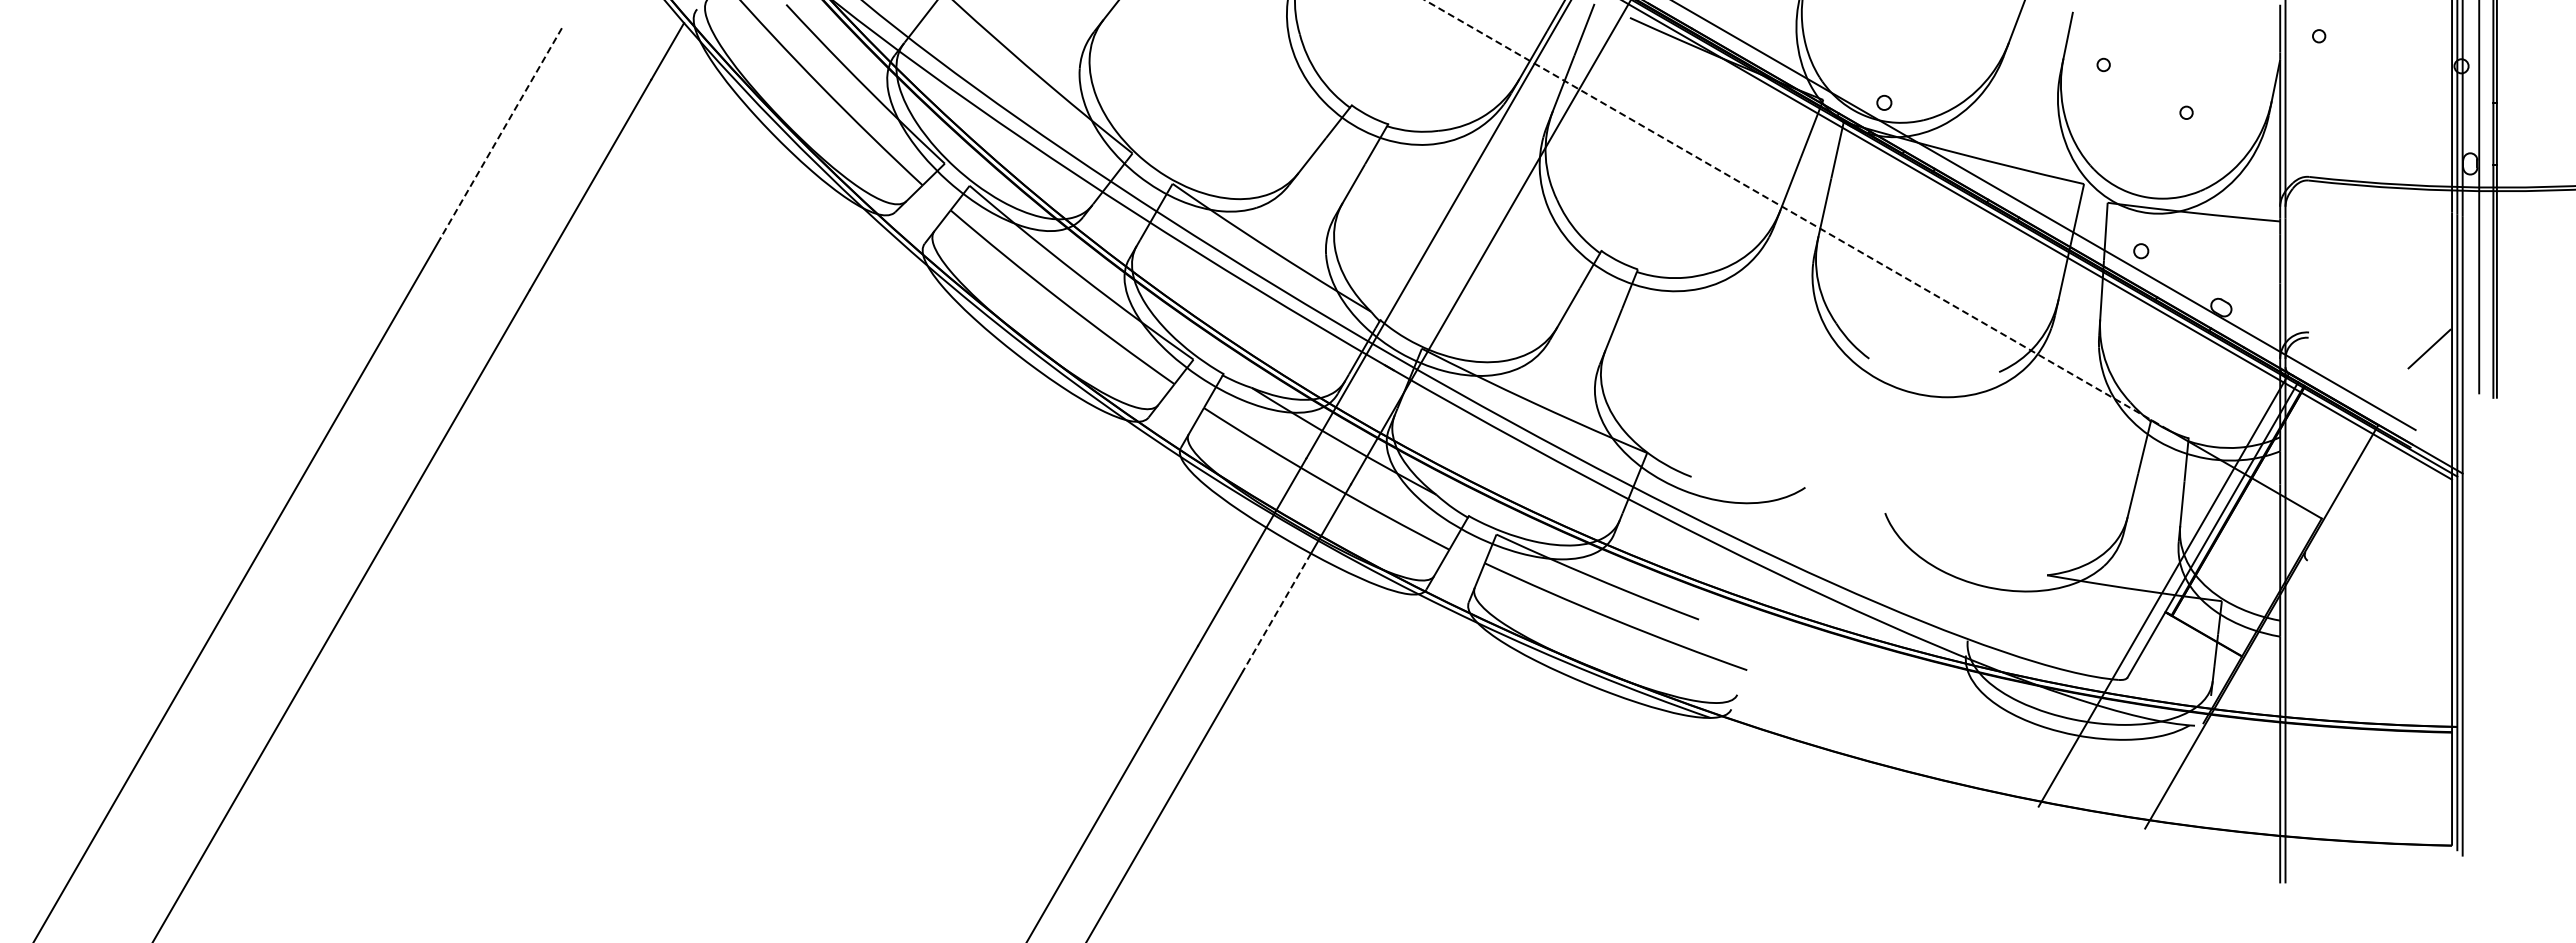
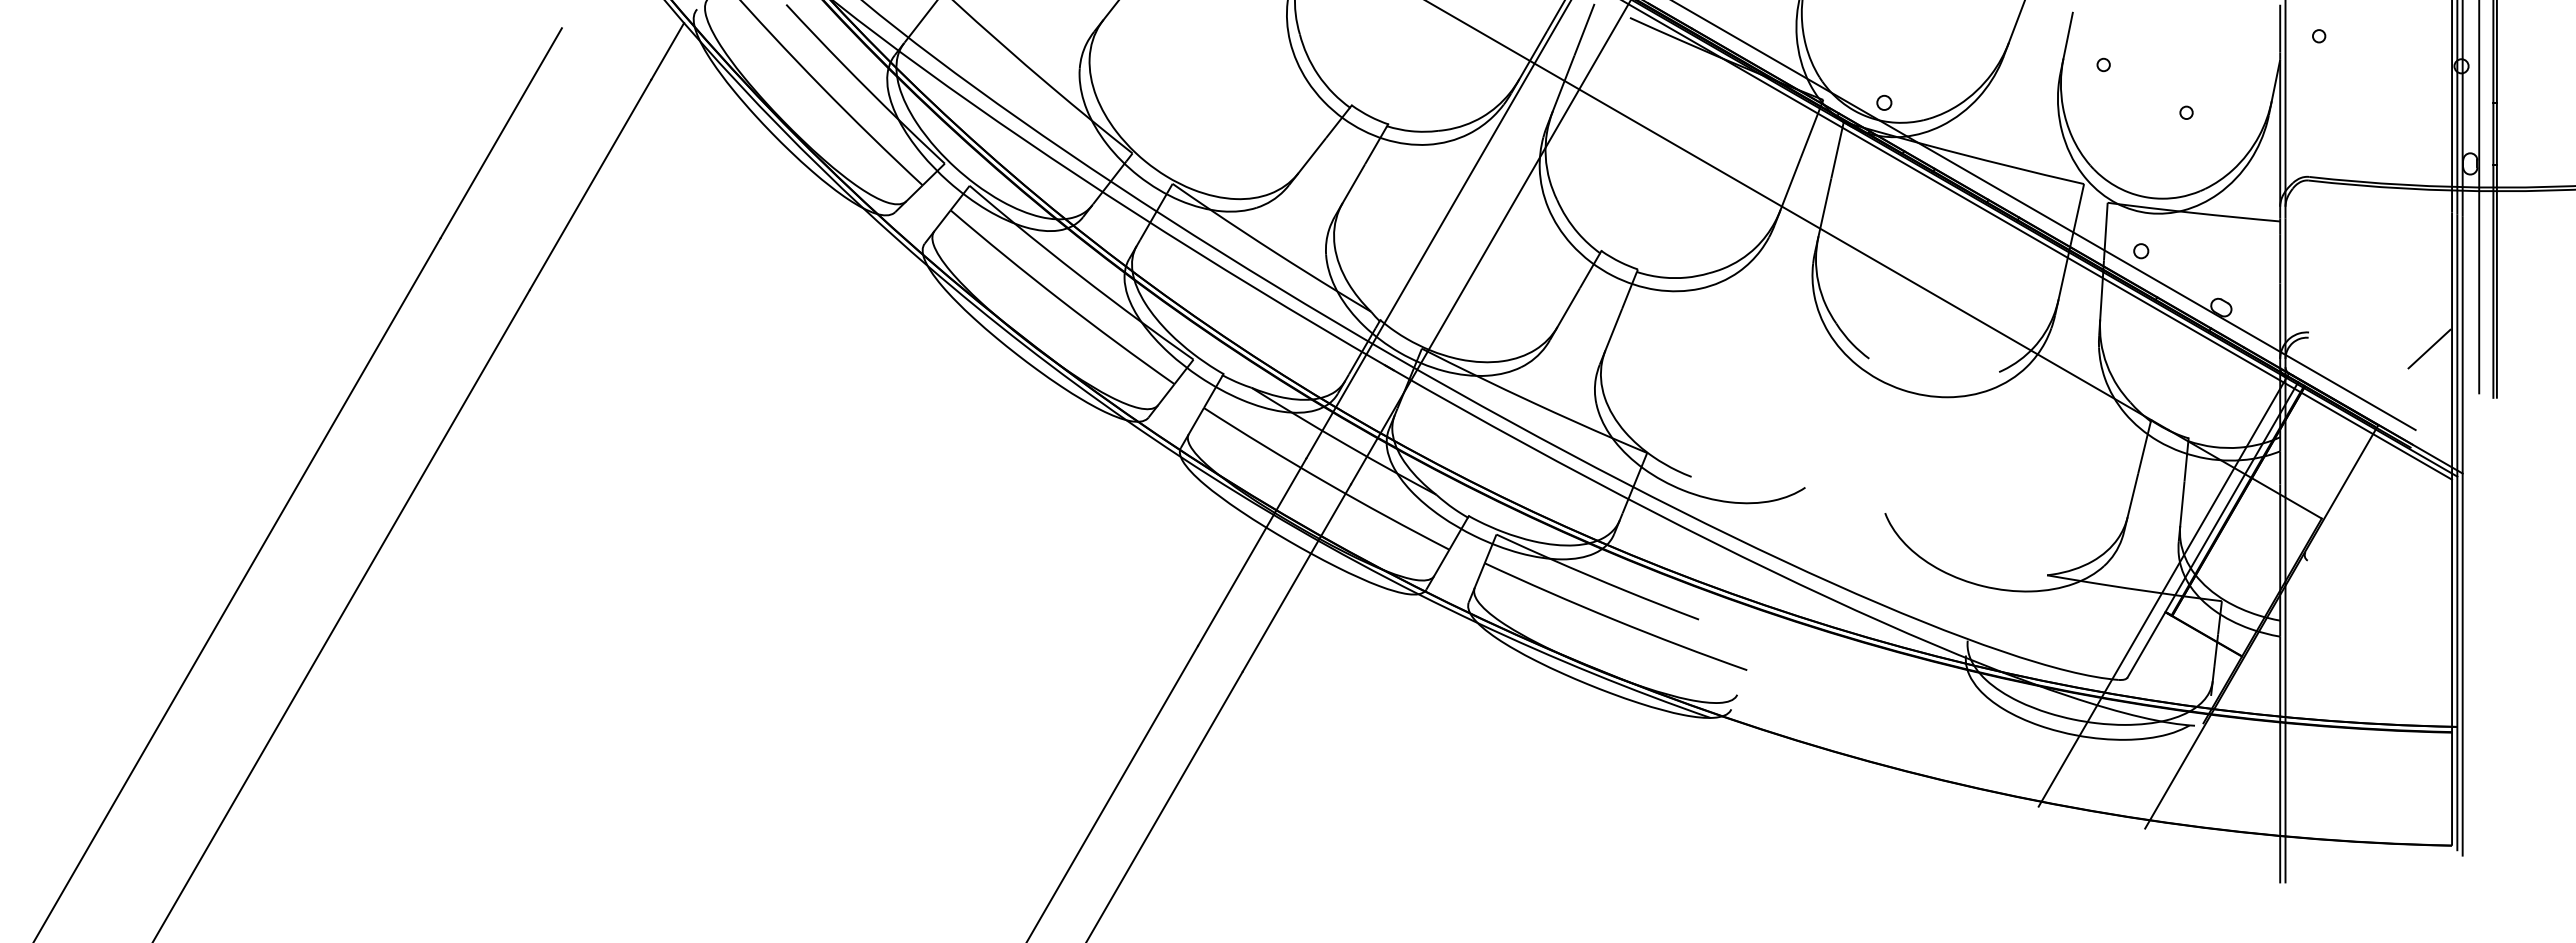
line: dashed -> solid (500, 133)
line: dashed -> solid (1796, 214)
line: dashed -> solid (1276, 613)
